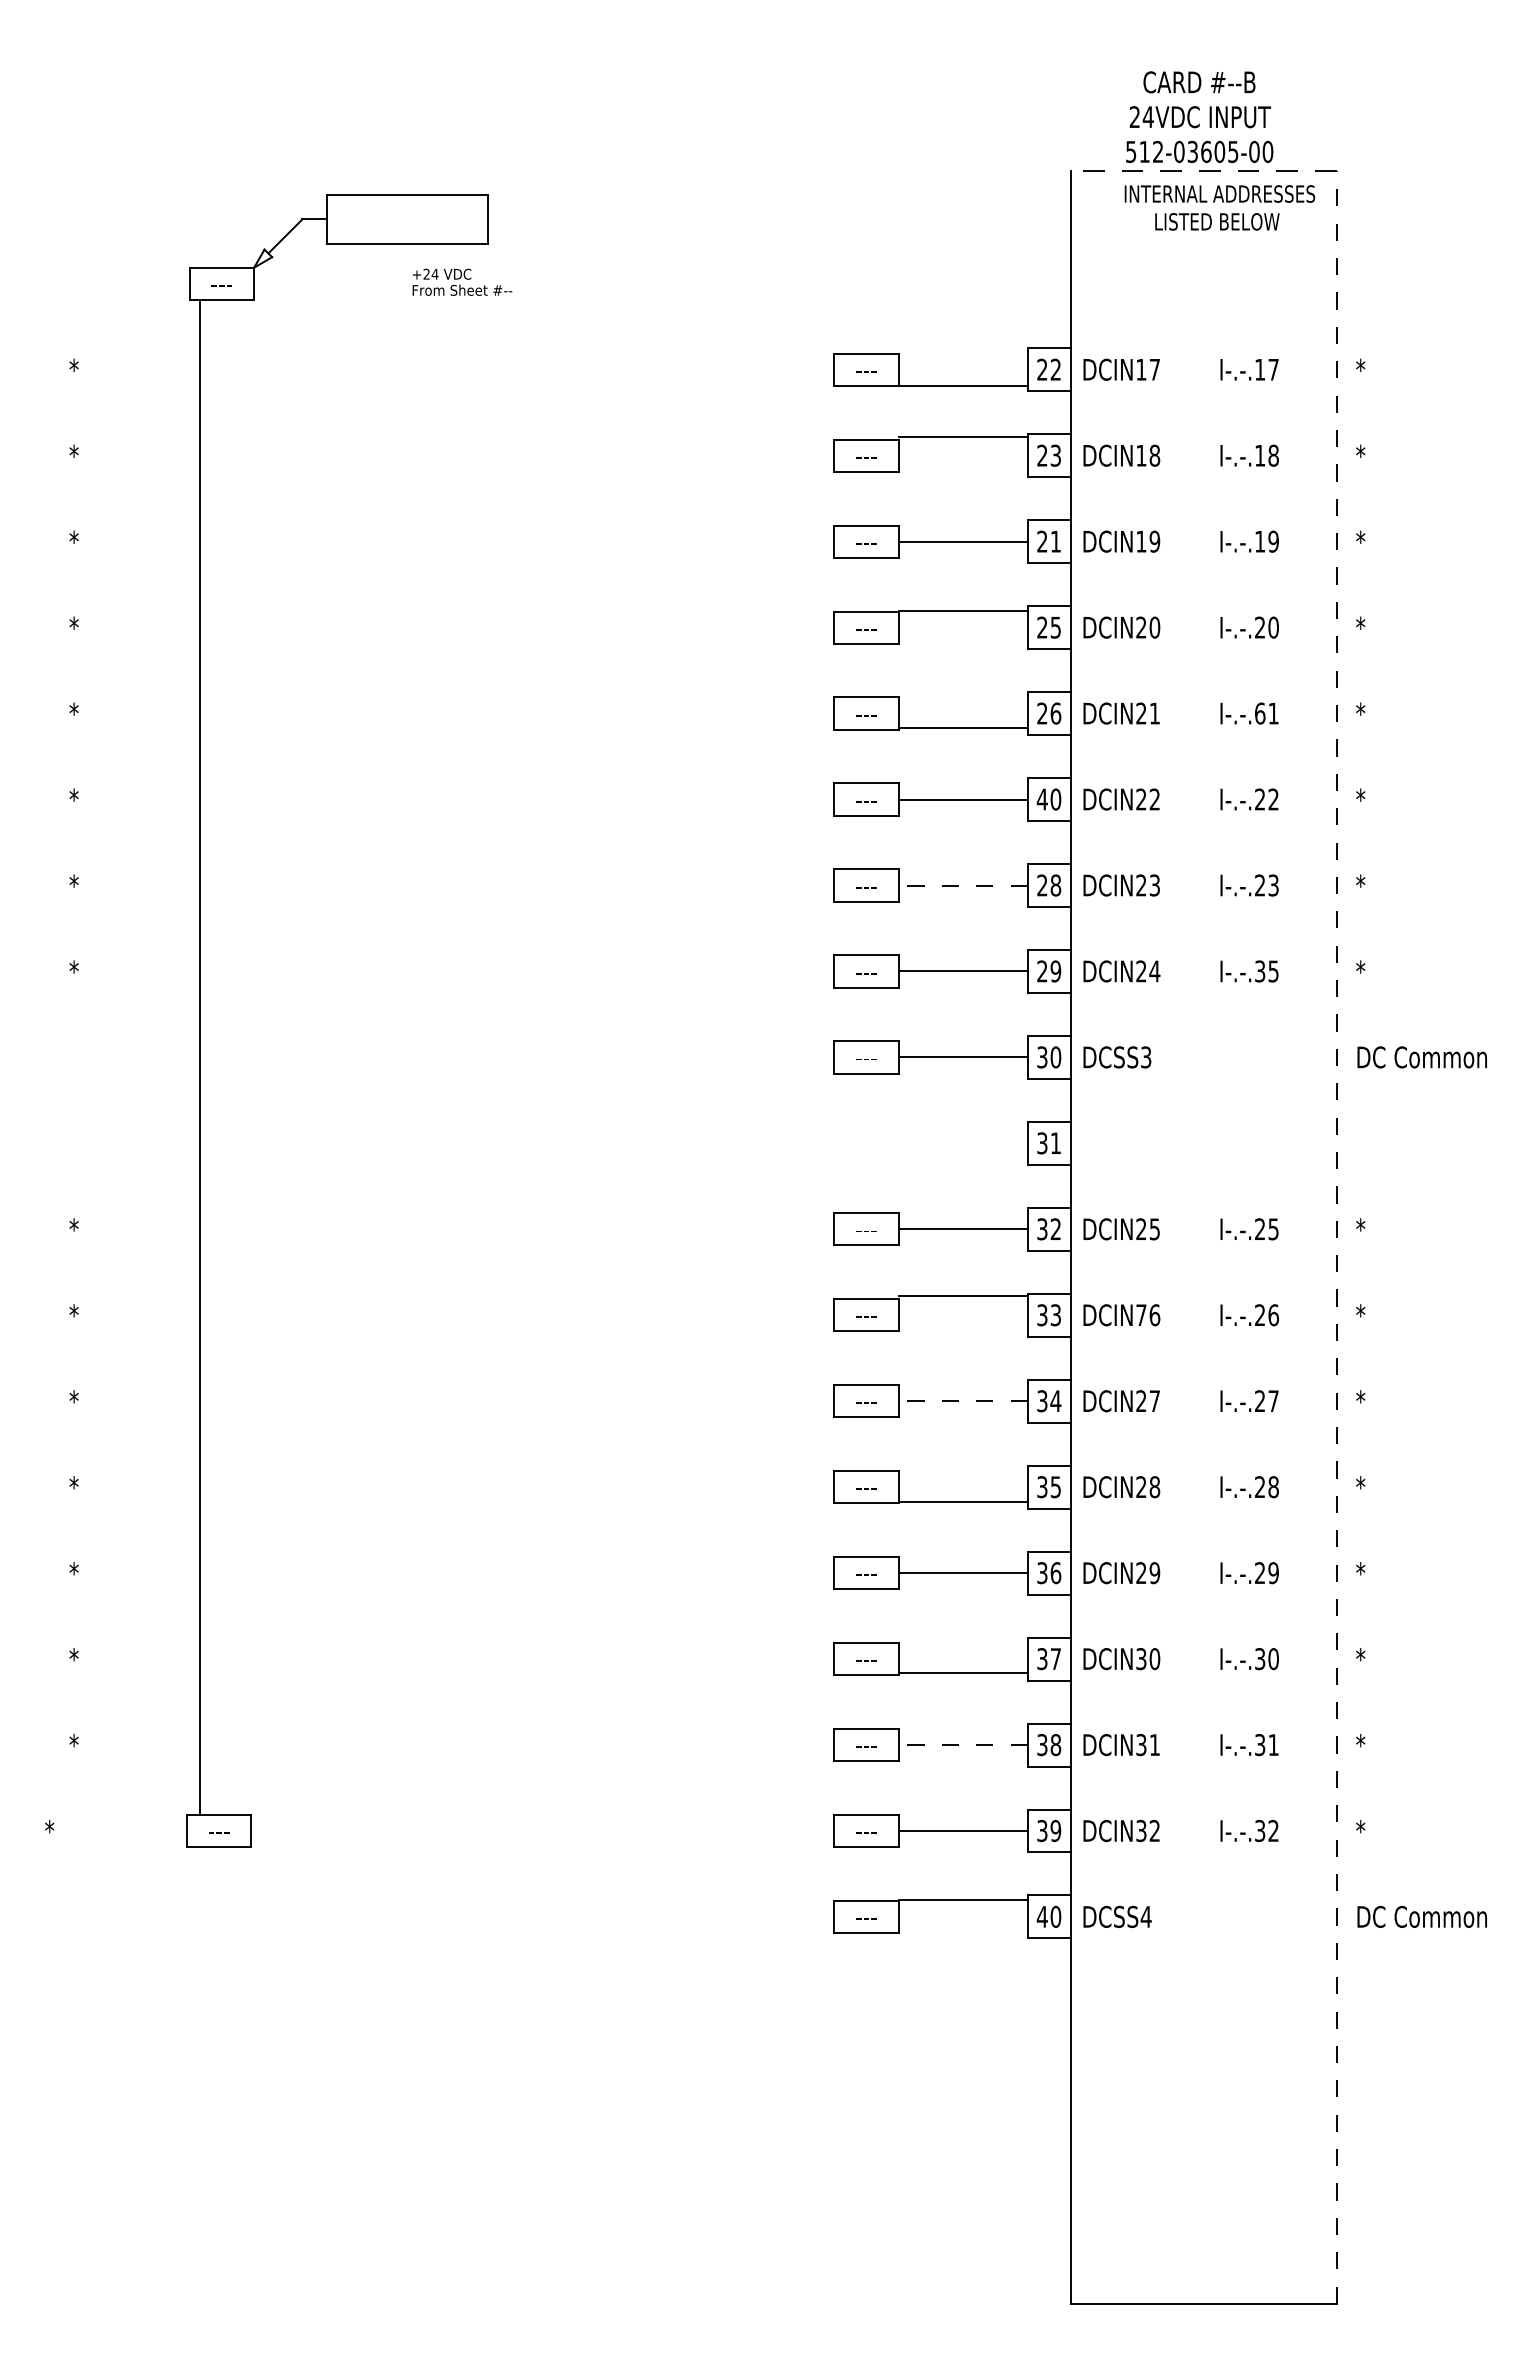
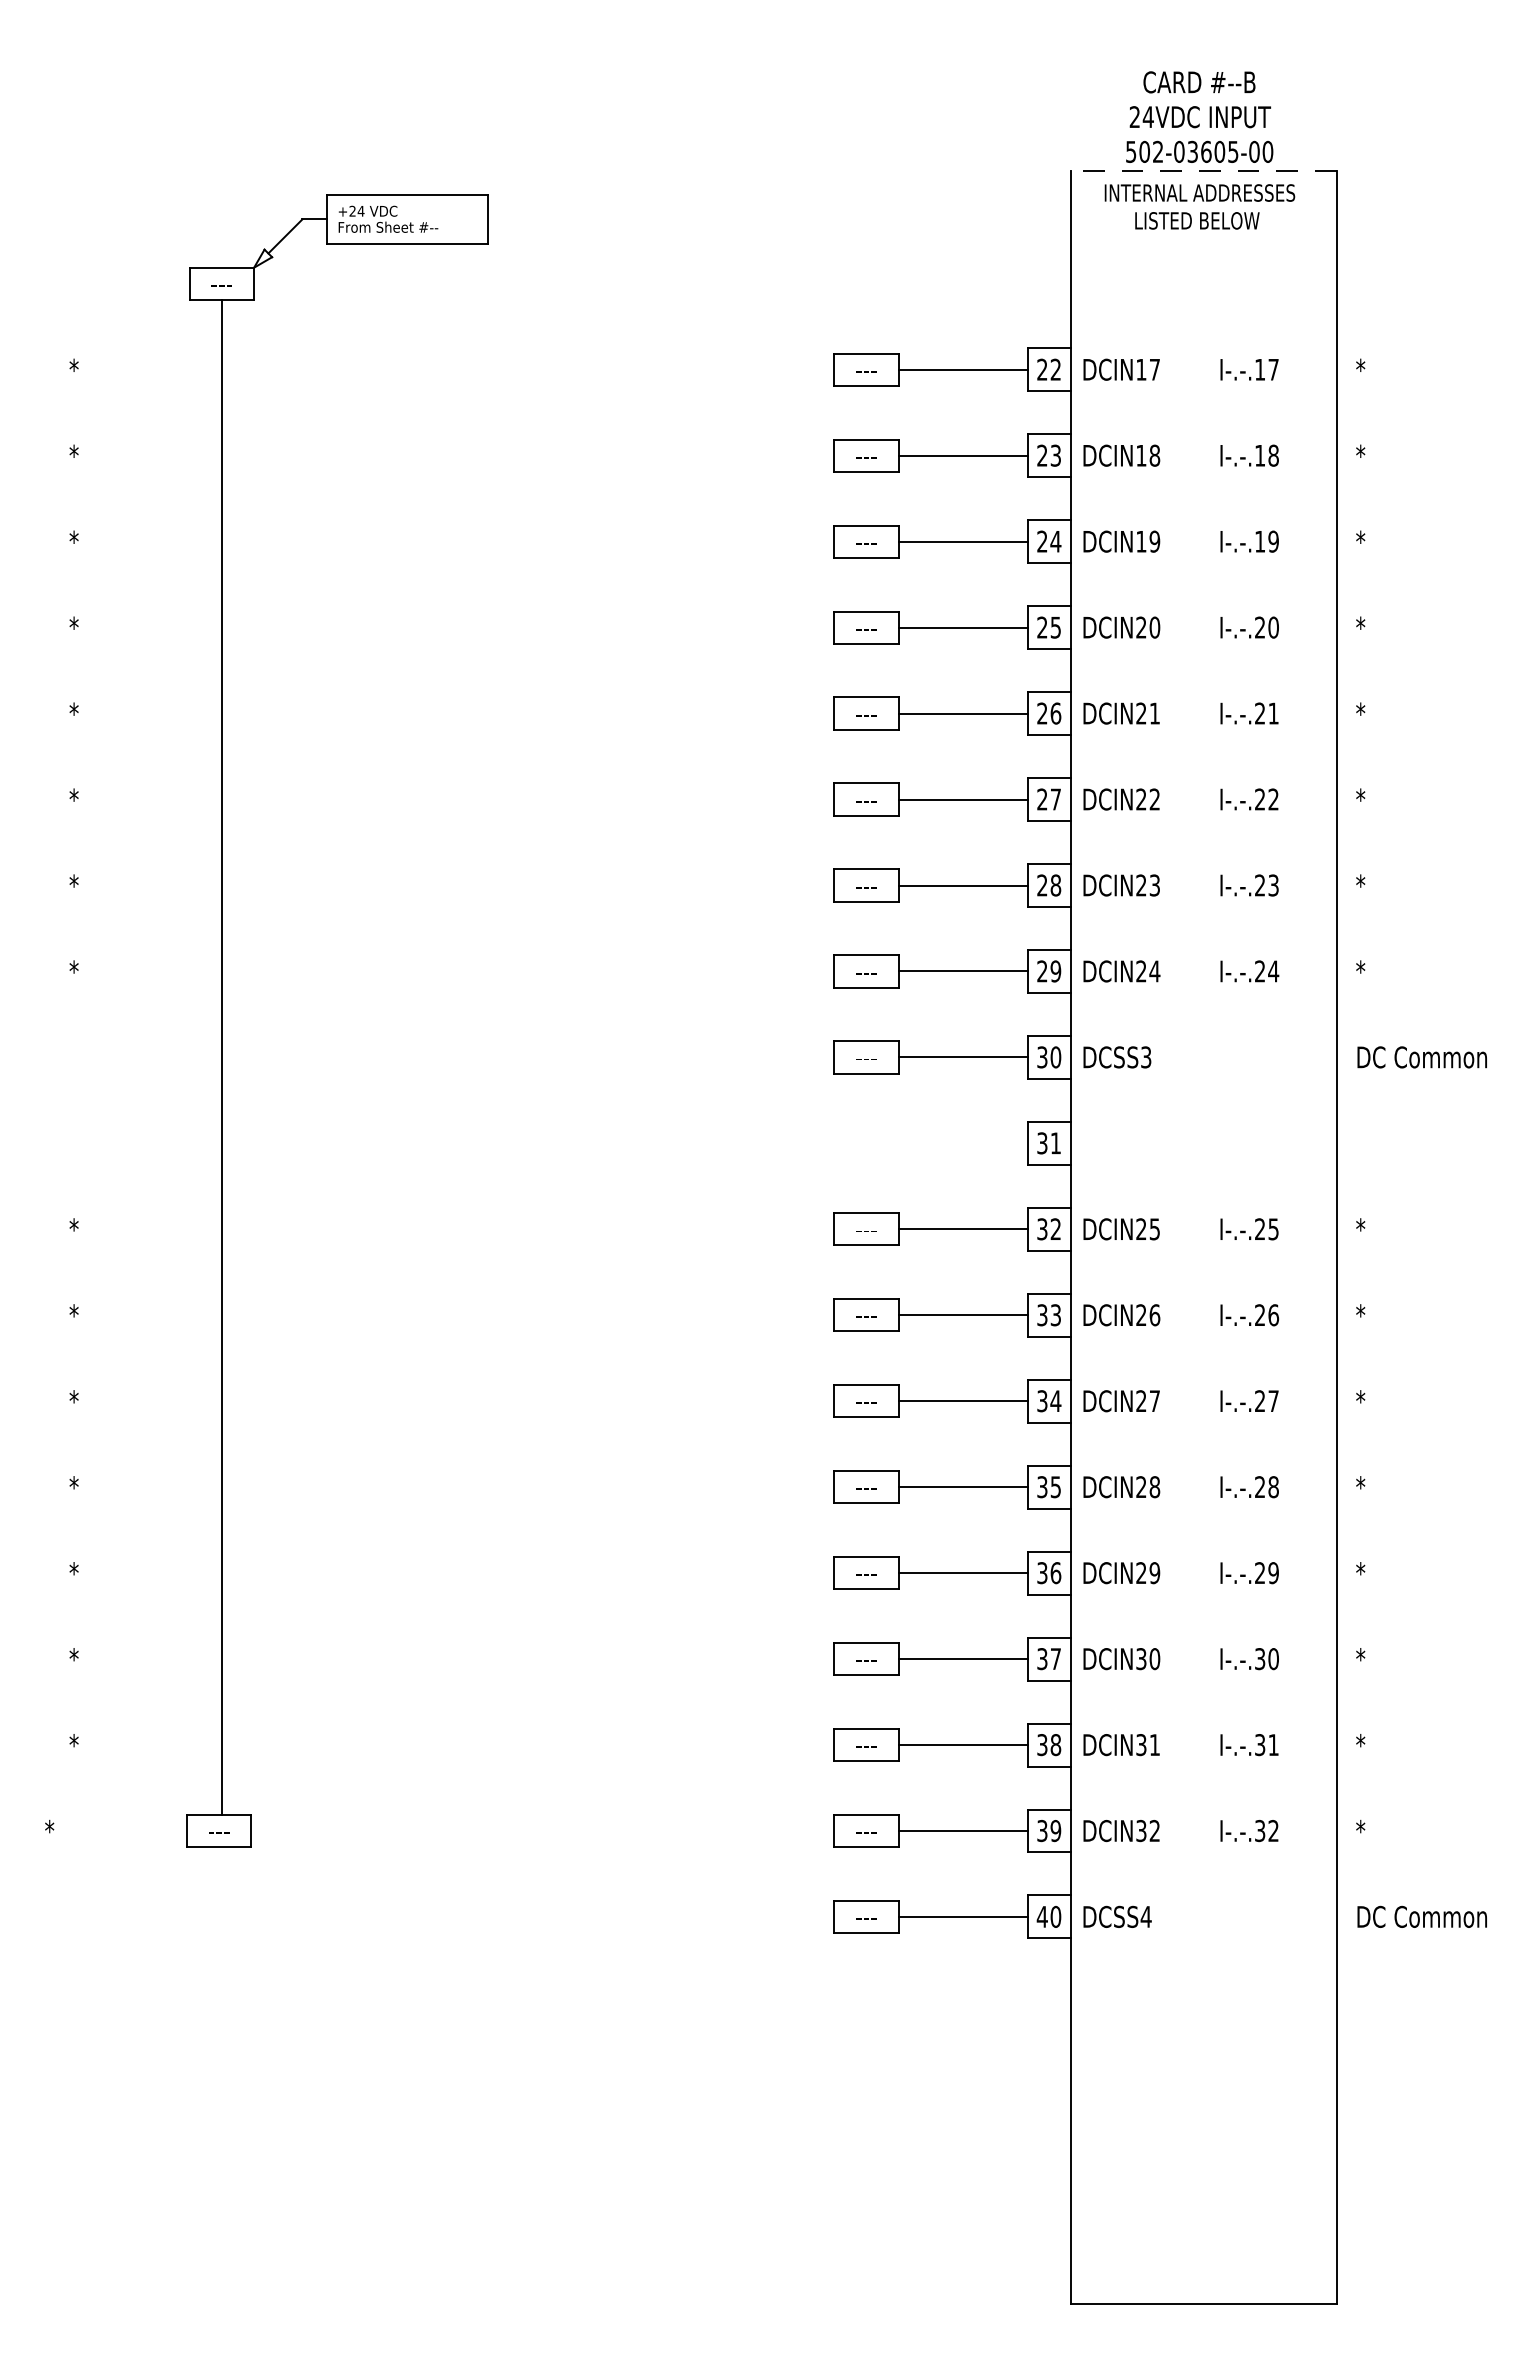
text: 512-03605-00 -> 502-03605-00 (1144, 151)
text position: (1219, 207) -> (1199, 206) (1199, 206)
text position: (462, 281) -> (388, 218) (388, 218)
line position: (962, 385) -> (962, 369) (962, 369)
line position: (962, 436) -> (962, 455) (962, 455)
text: 21 -> 24 (1055, 541)
line position: (962, 610) -> (962, 627) (962, 627)
text: I-.-.61 -> I-.-.21 (1260, 713)
line position: (962, 727) -> (962, 713) (962, 713)
text: 40 -> 27 (1048, 799)
line: dashed -> solid (962, 885)
text: I-.-.35 -> I-.-.24 (1267, 971)
line position: (199, 1056) -> (221, 1056) (221, 1056)
line: dashed -> solid (1336, 1236)
line position: (962, 1296) -> (962, 1315) (962, 1315)
text: DCIN76 -> DCIN26 (1141, 1314)
line: dashed -> solid (962, 1401)
line position: (962, 1502) -> (962, 1487) (962, 1487)
line position: (962, 1673) -> (962, 1659) (962, 1659)
line: dashed -> solid (962, 1745)
line position: (962, 1899) -> (962, 1916) (962, 1916)
